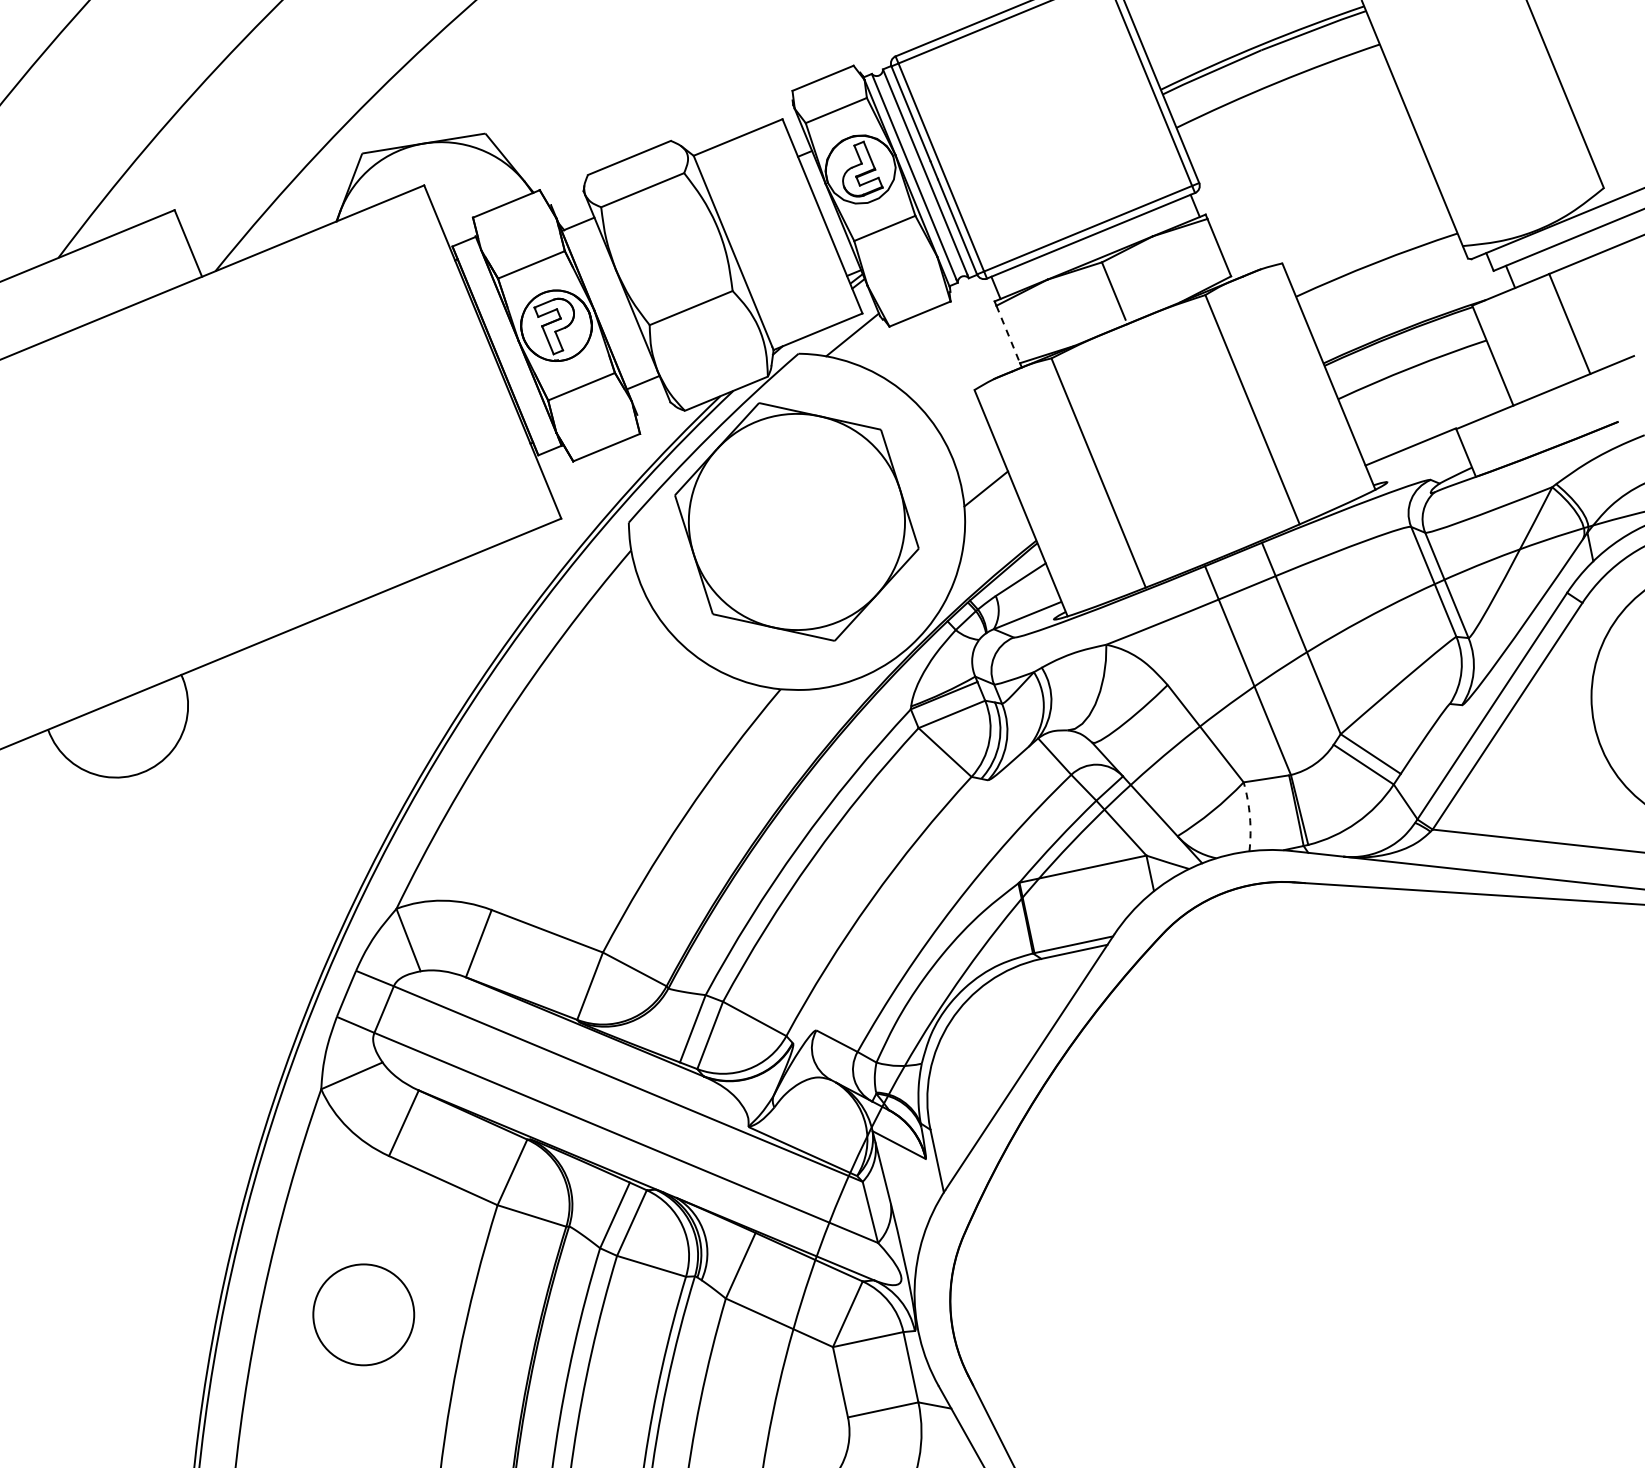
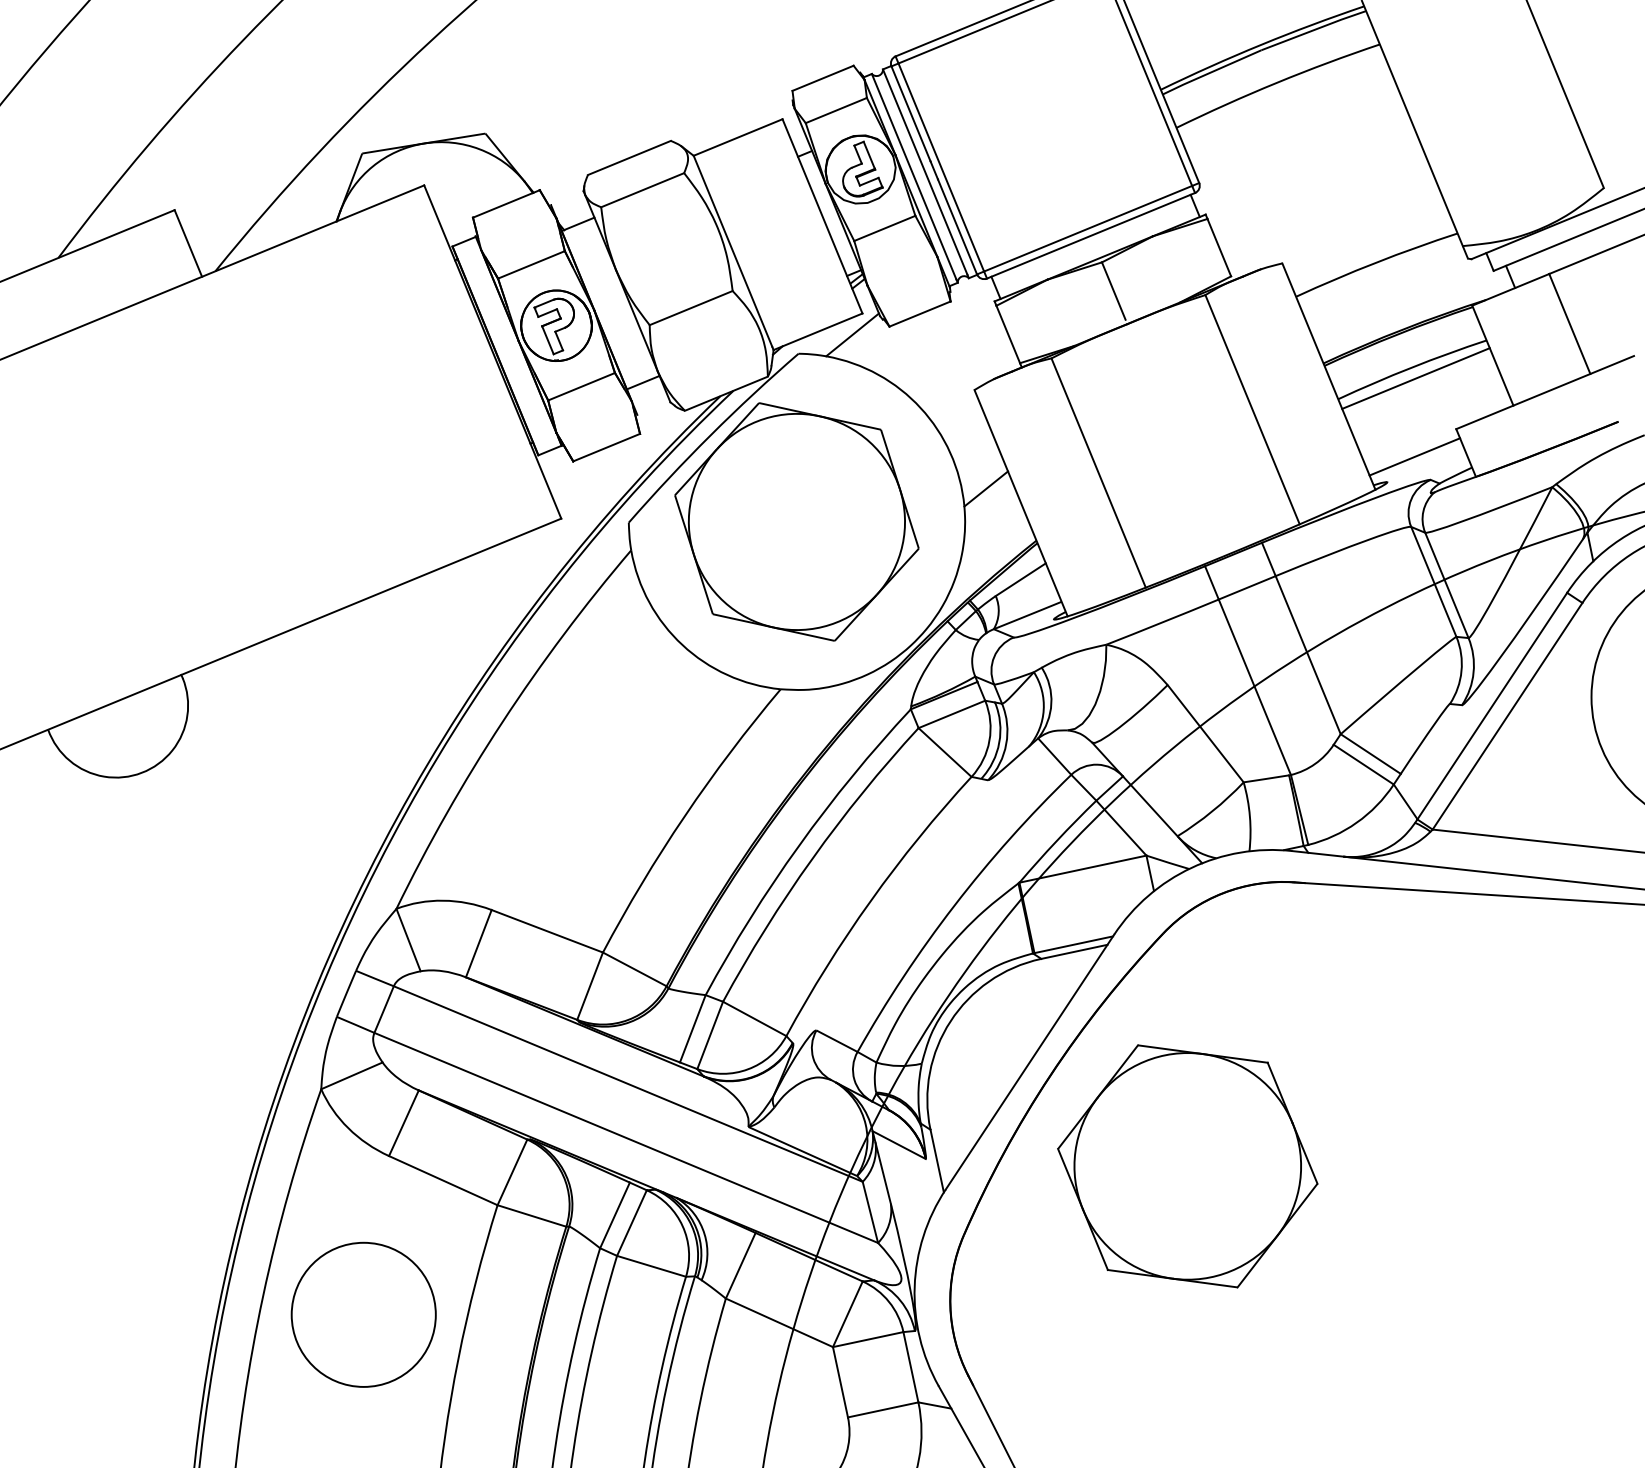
line: dashed -> solid (1008, 334)
line: none -> present (1415, 378)
line position: (1410, 446) -> (1414, 456) (1414, 456)
arc: dashed -> solid (1249, 816)
part: none -> present (1187, 1166)
circle diameter: 101 px -> 144 px (363, 1314)
